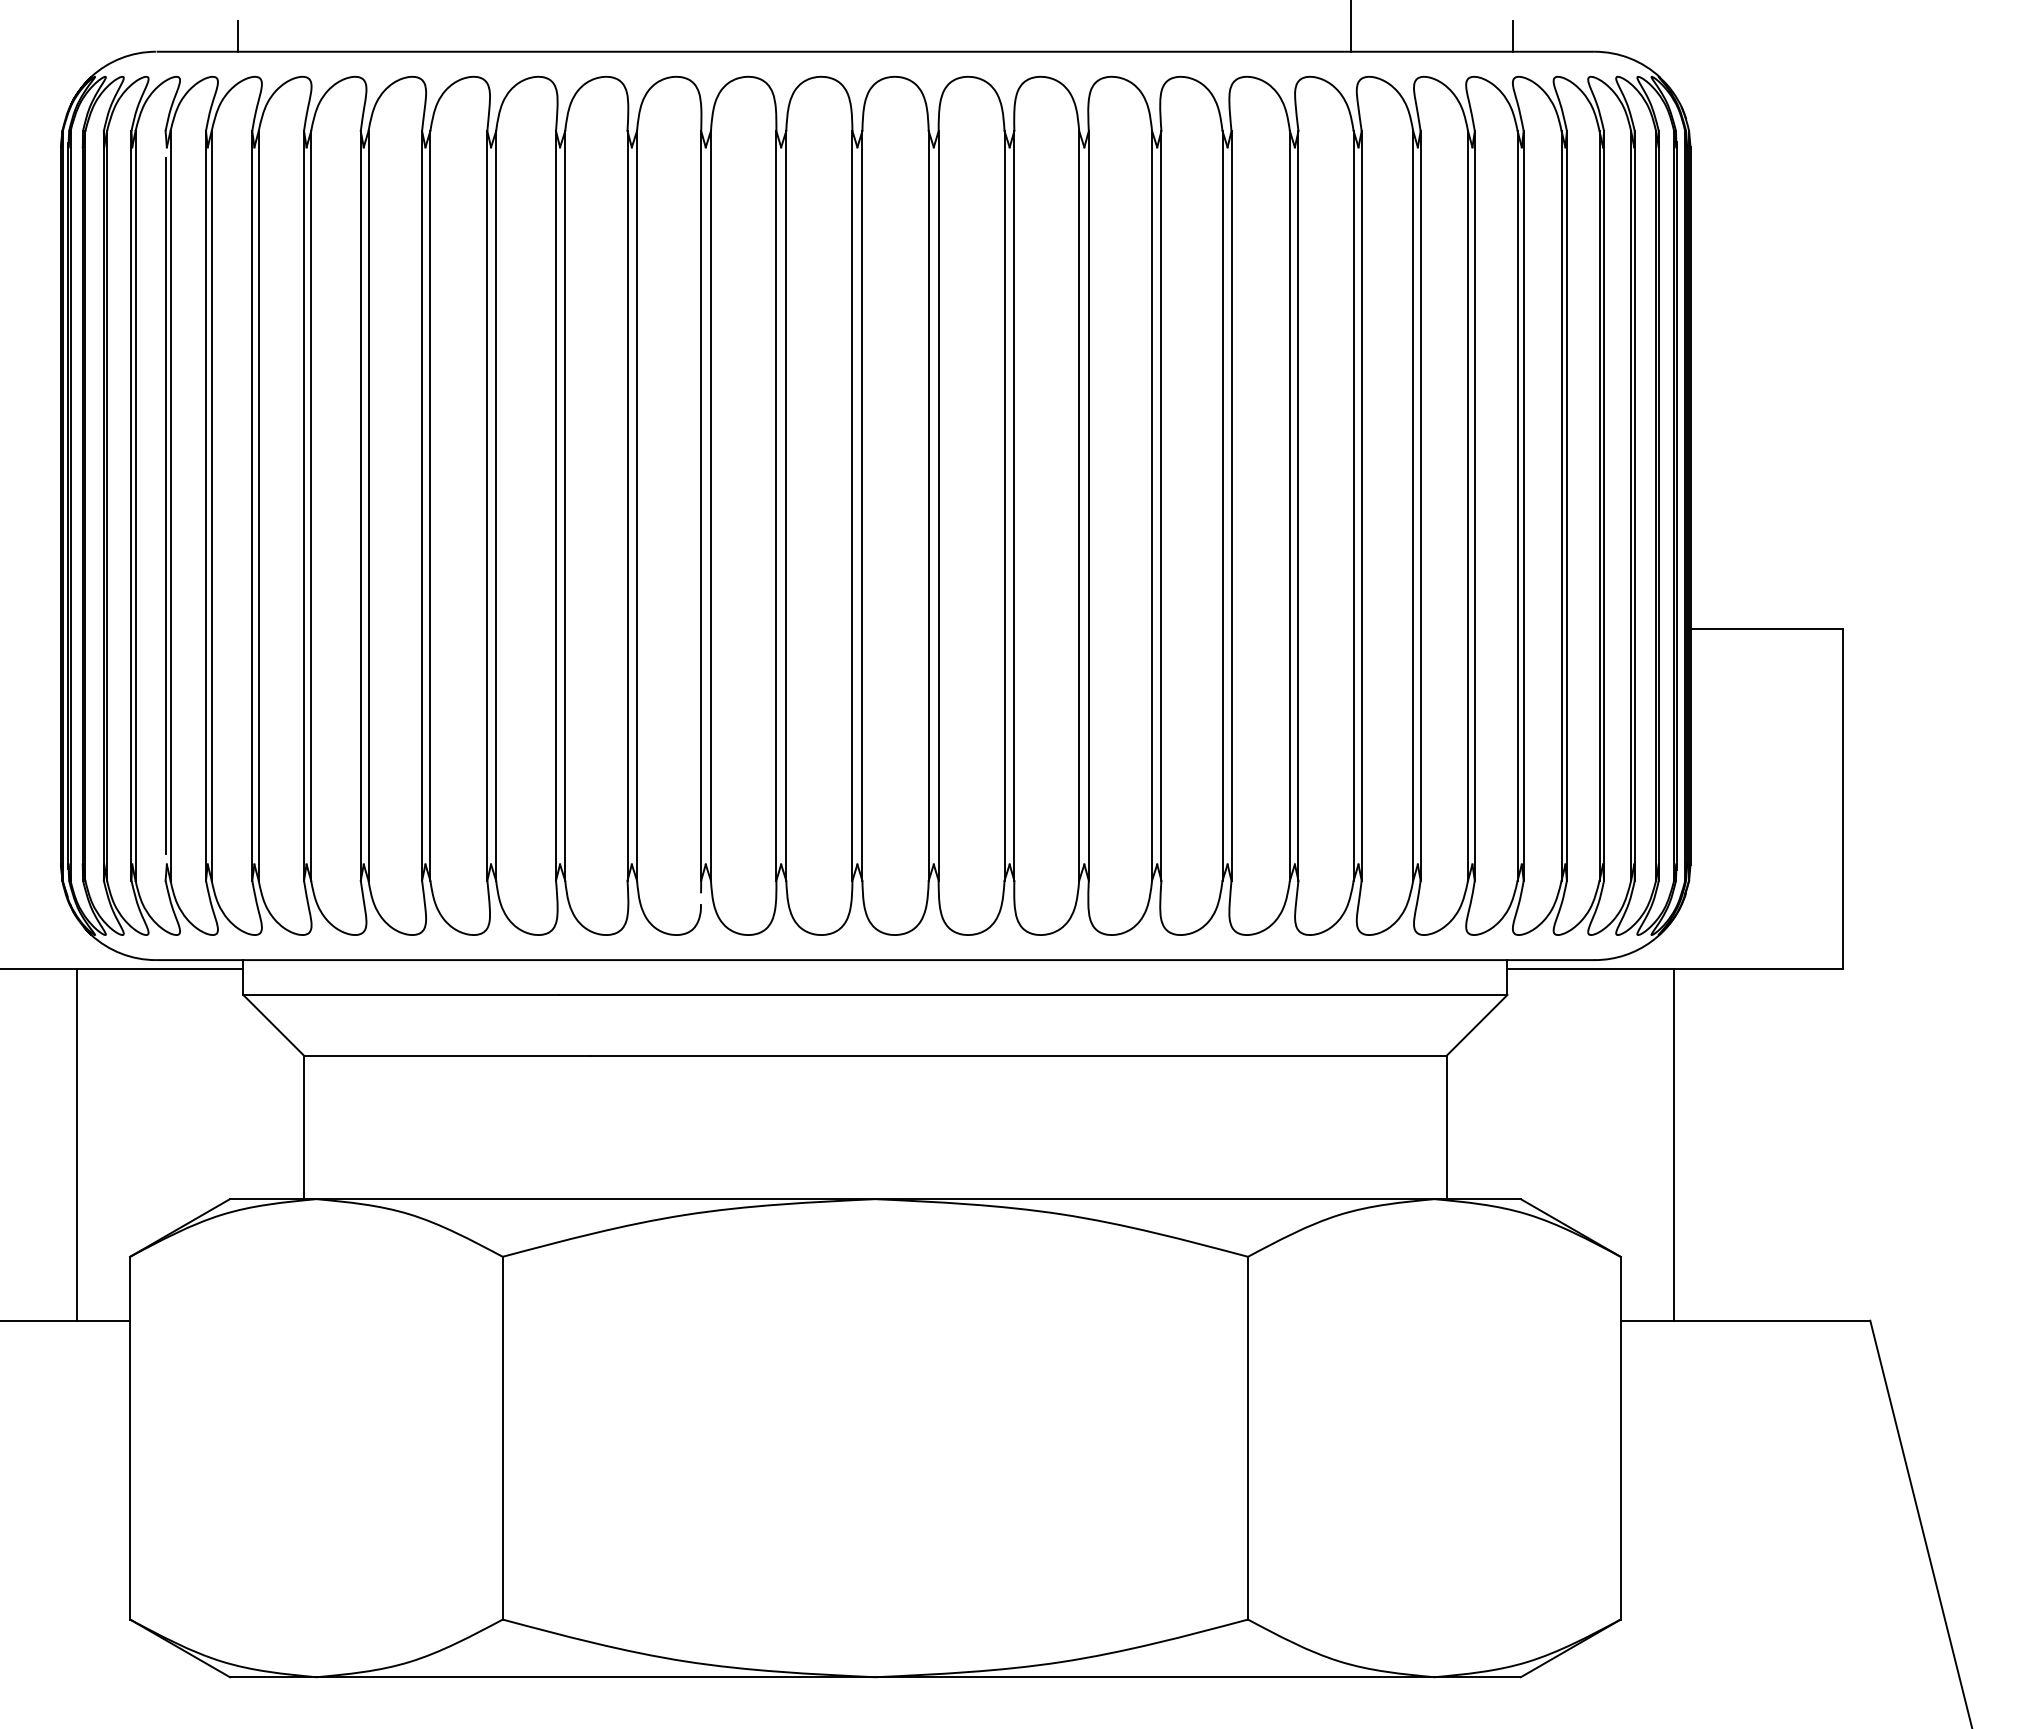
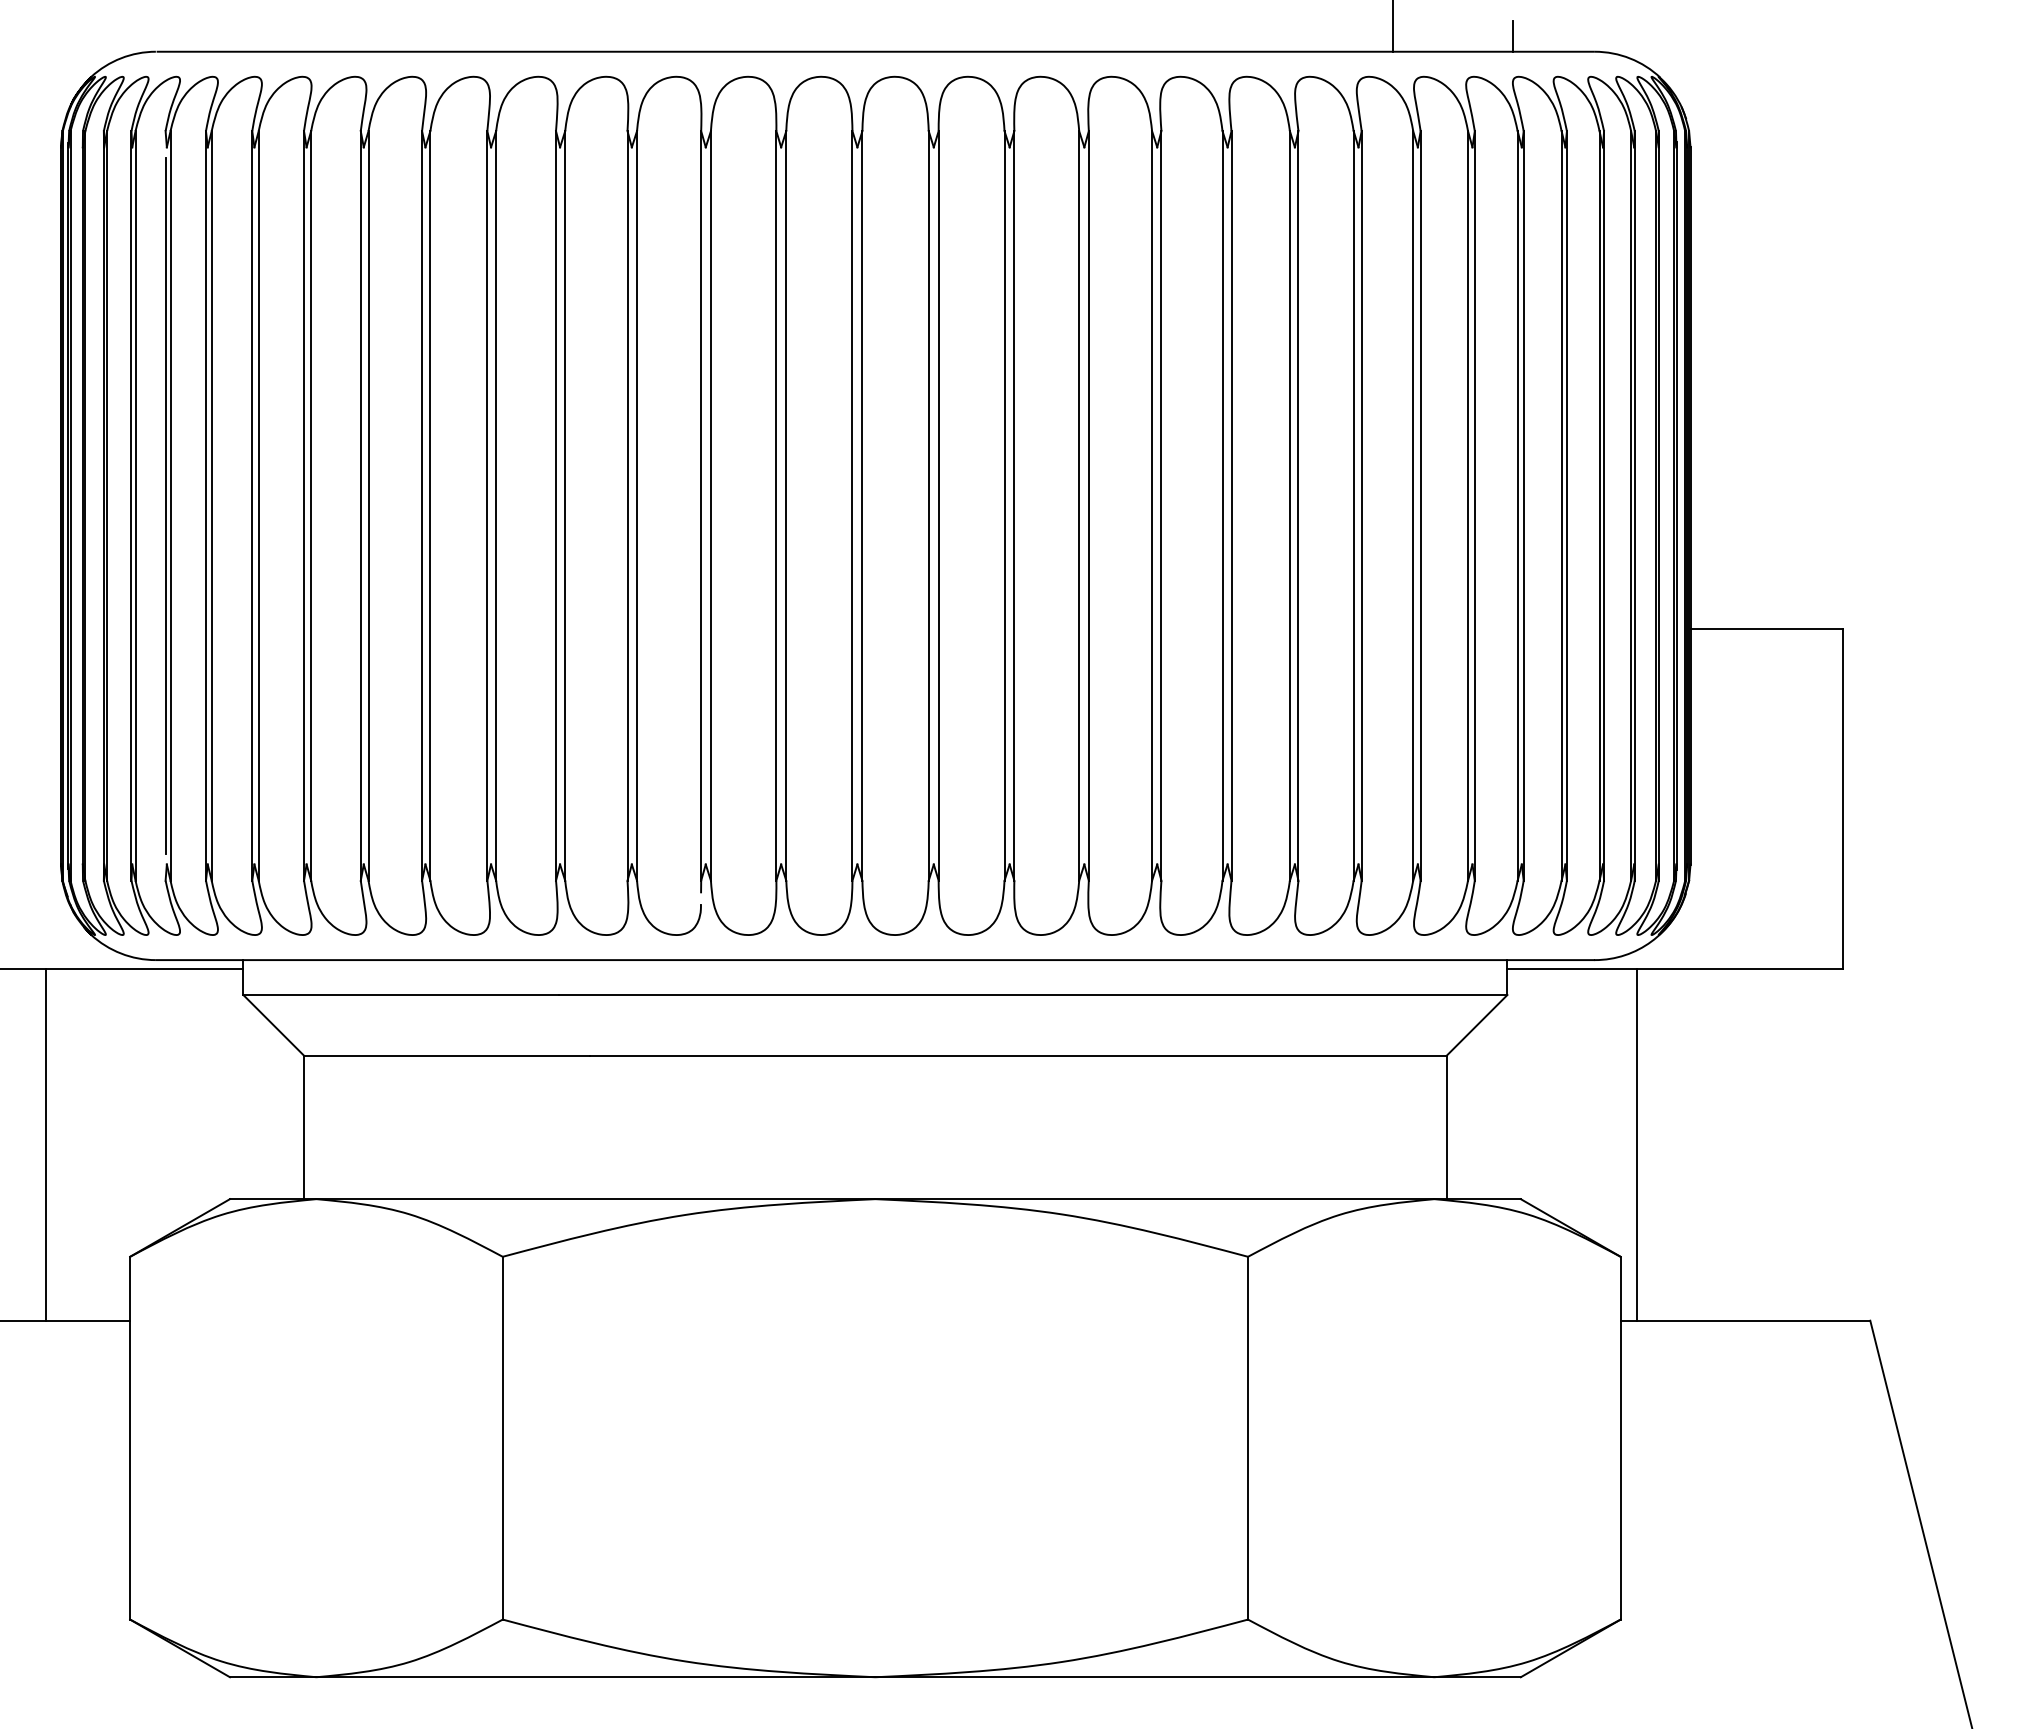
line position: (1351, 26) -> (1393, 26) (1393, 26)
line: present -> none (237, 36)
line position: (76, 1144) -> (45, 1144) (45, 1144)
line position: (1673, 1144) -> (1636, 1144) (1636, 1144)
